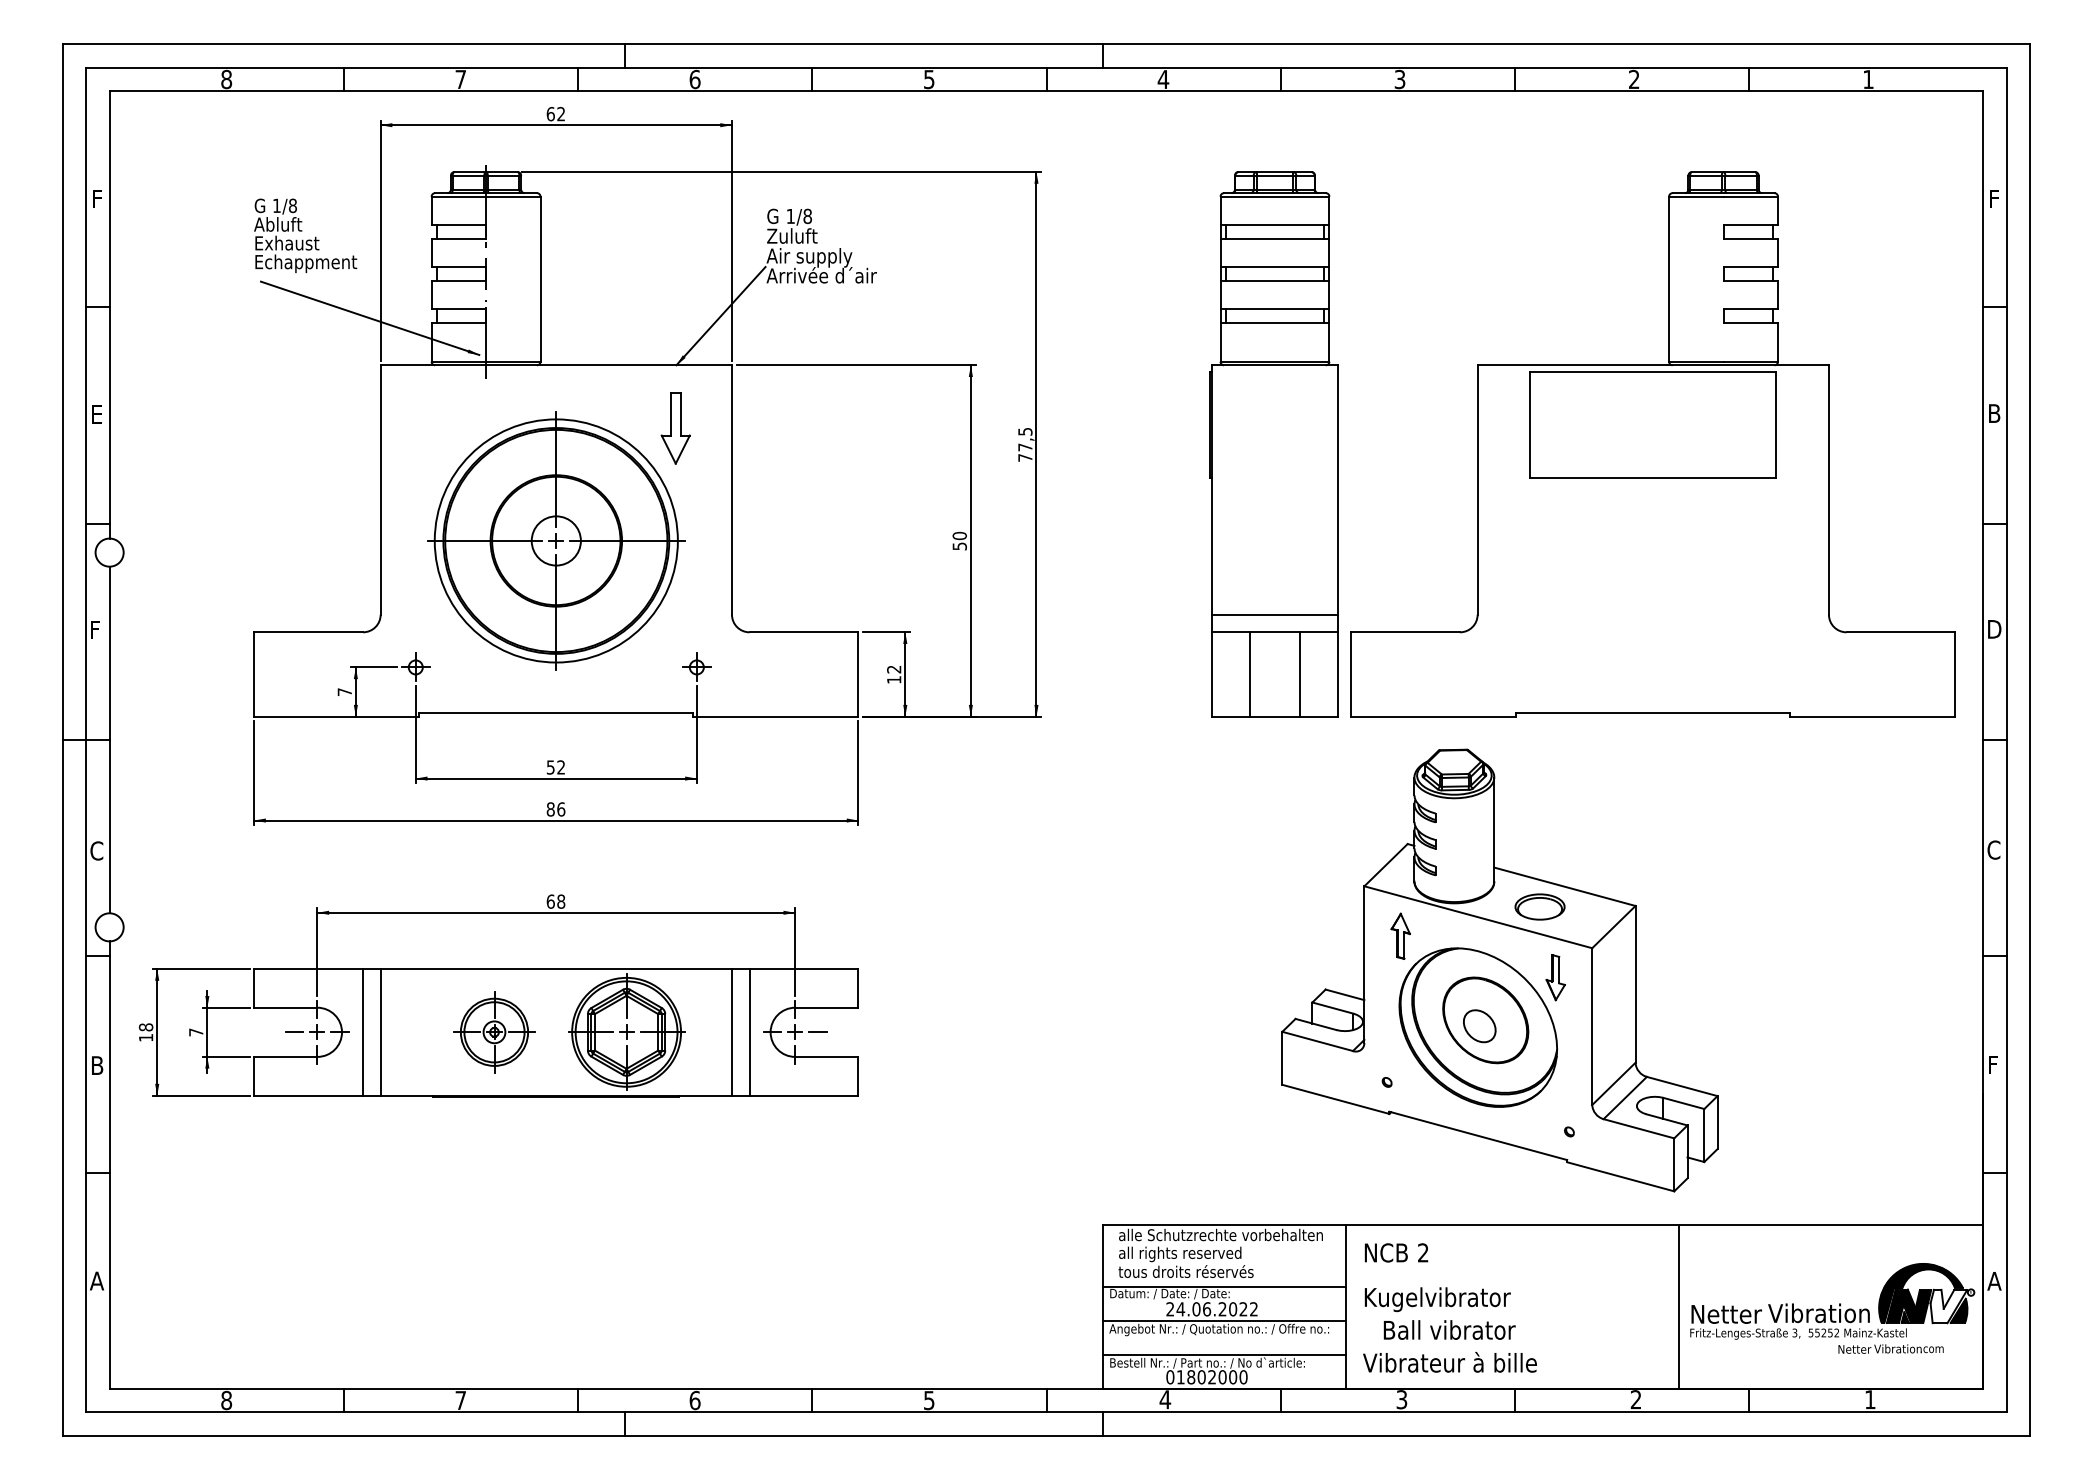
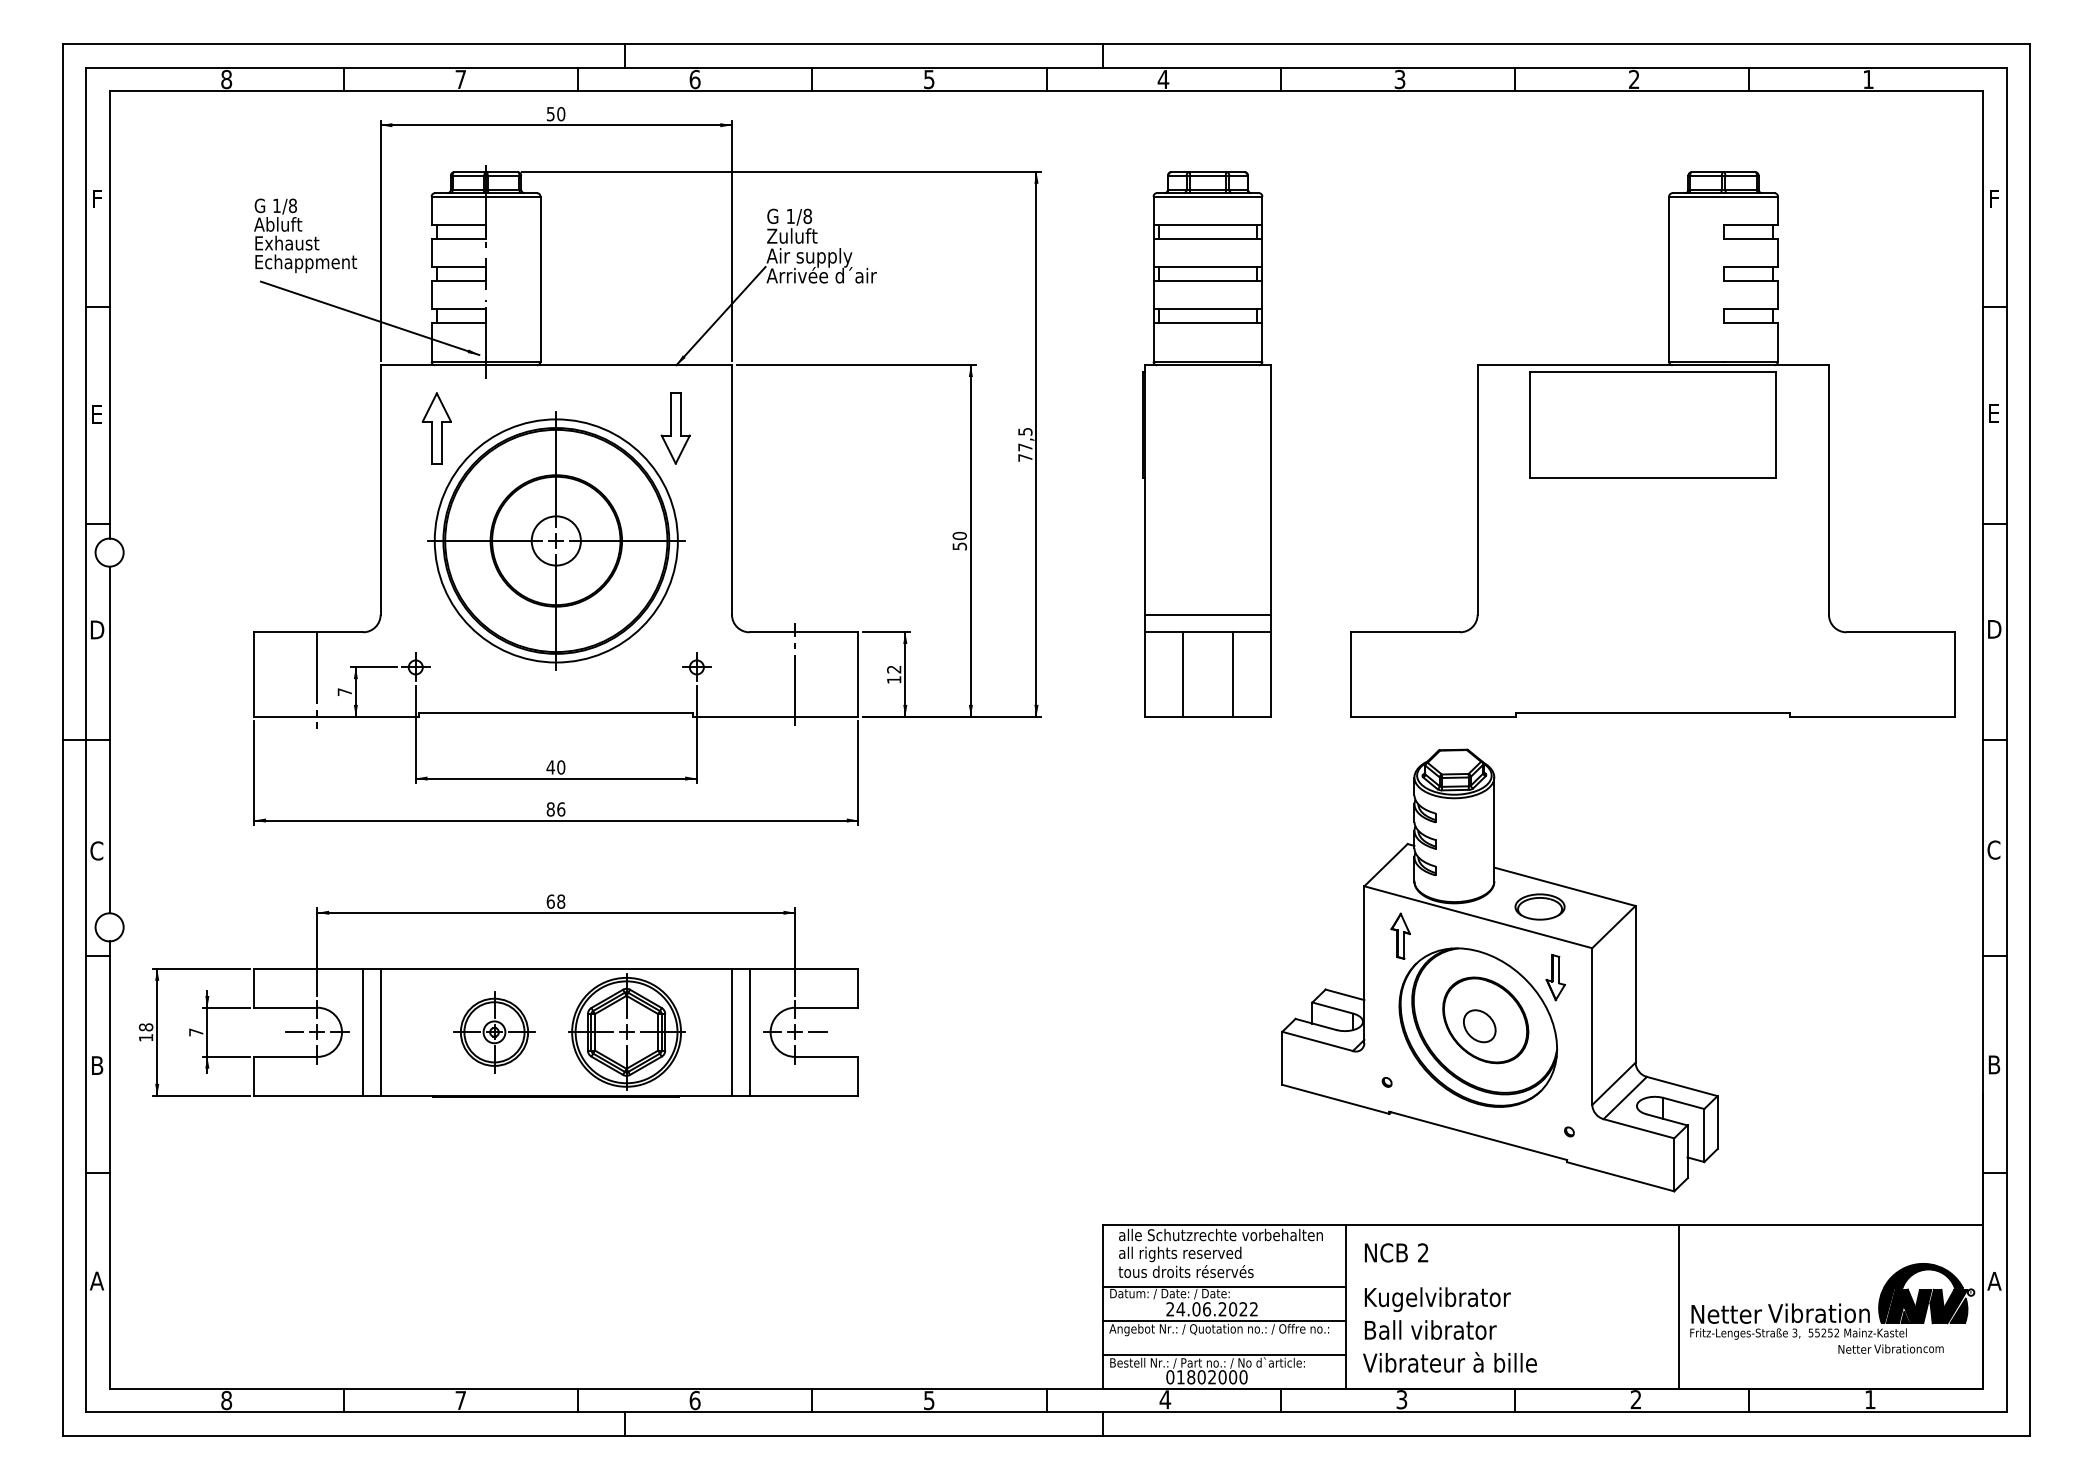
text: 62 -> 50 (555, 114)
text: B -> E (1994, 413)
part: none -> present (436, 428)
part position: (1273, 444) -> (1206, 444) (1206, 444)
text: F -> D (97, 629)
line: none -> present (795, 674)
line: none -> present (317, 680)
text: 52 -> 40 (555, 767)
text: F -> B (1994, 1064)
fill: none -> present (1948, 1306)
text position: (1449, 1329) -> (1430, 1329) (1430, 1329)
